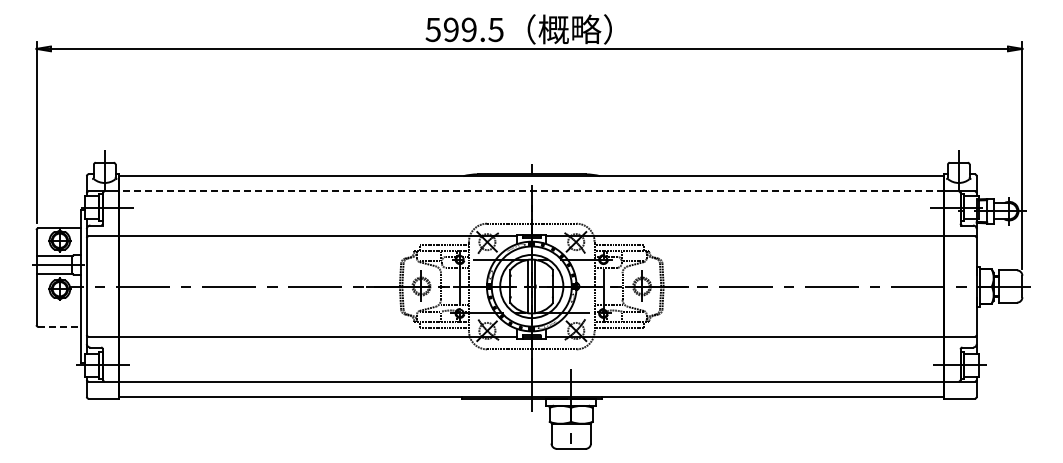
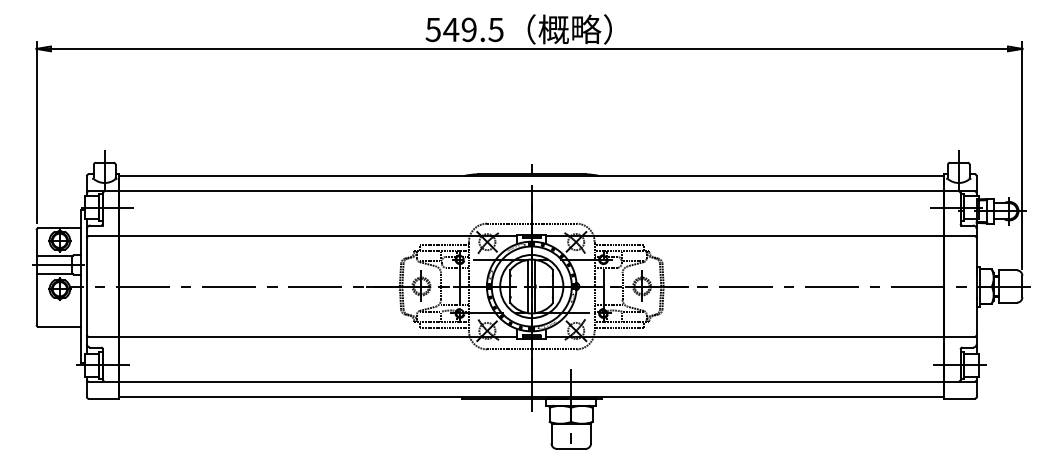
text: 599.5 -> 549.5 (451, 29)
line: dashed -> solid (531, 191)
line: dashed -> solid (59, 326)
